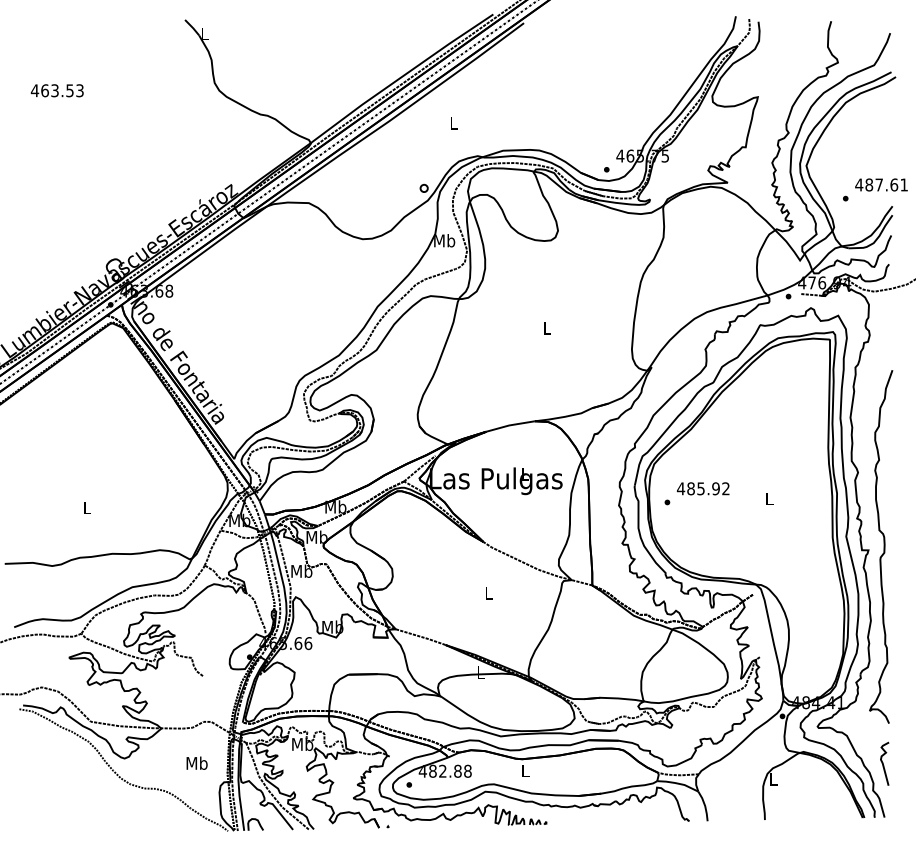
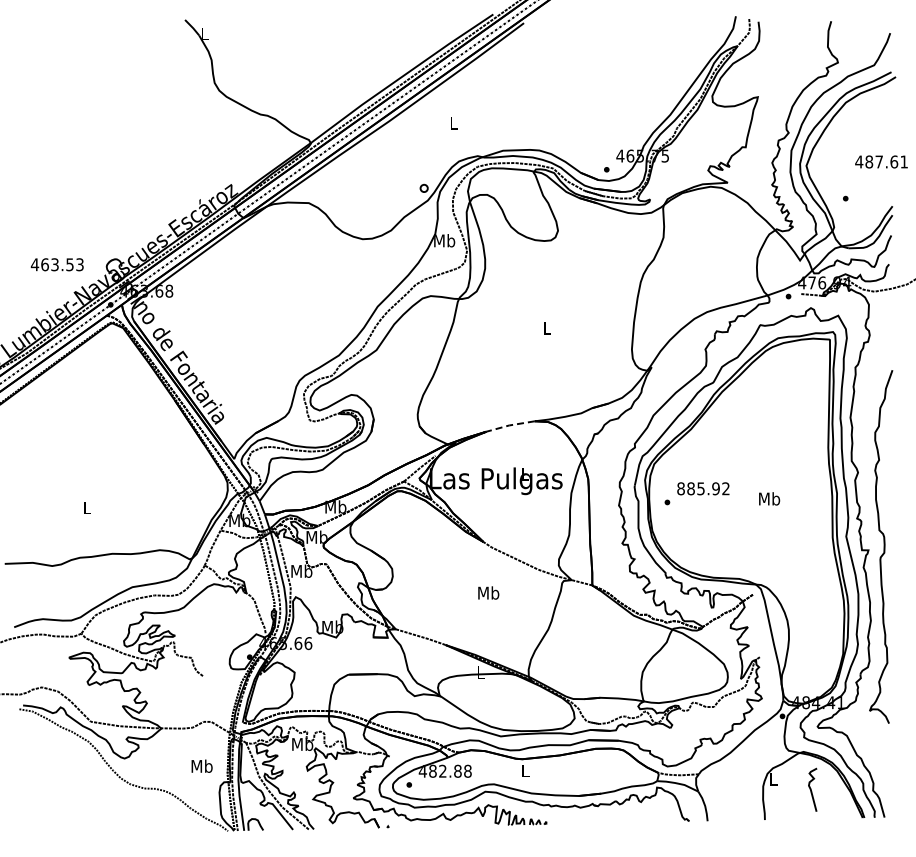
text position: (56, 90) -> (56, 264) (56, 264)
text position: (881, 184) -> (881, 161) (881, 161)
line: solid -> dashed (509, 425)
text: 485.92 -> 885.92 (680, 488)
text: L -> Mb (769, 498)
text: L -> Mb (488, 592)
text position: (196, 762) -> (201, 765) (201, 765)
curve position: (883, 763) -> (811, 789) (811, 789)
